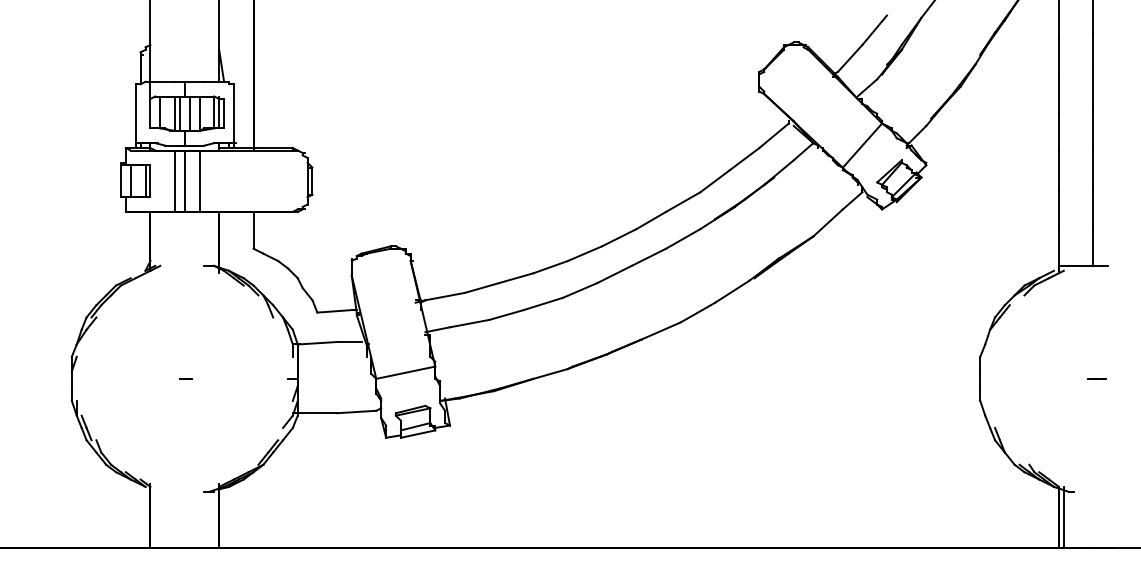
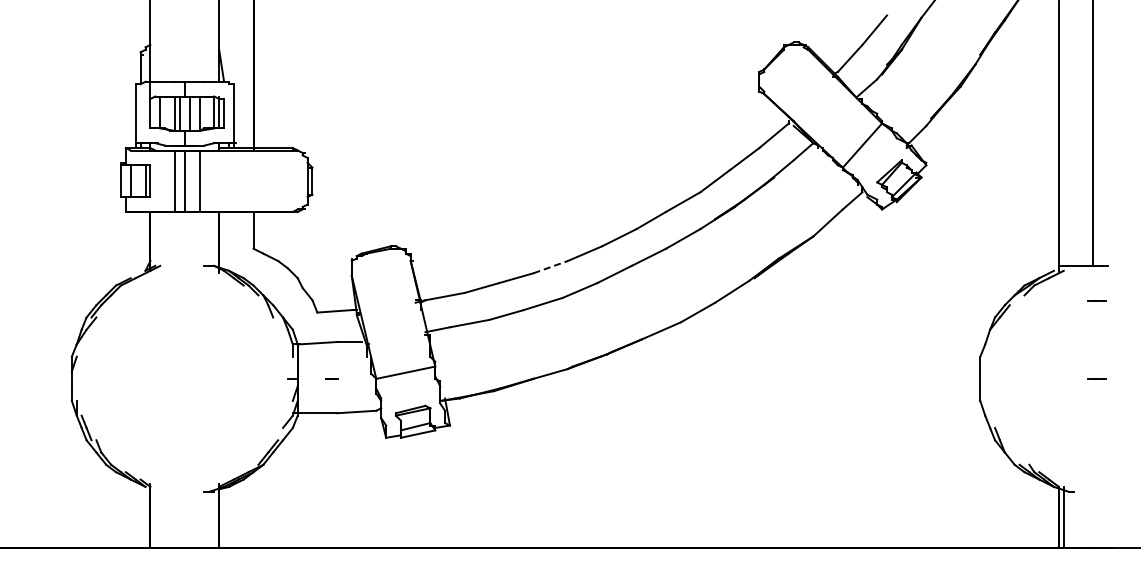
line: solid -> dashed (551, 266)
line: none -> present (1096, 300)
line position: (185, 378) -> (331, 378) (331, 378)
